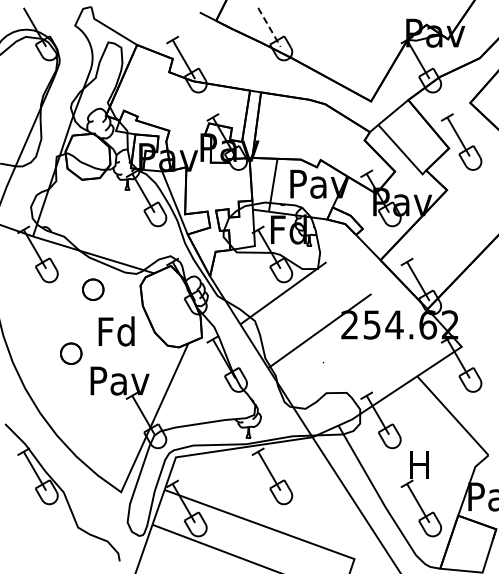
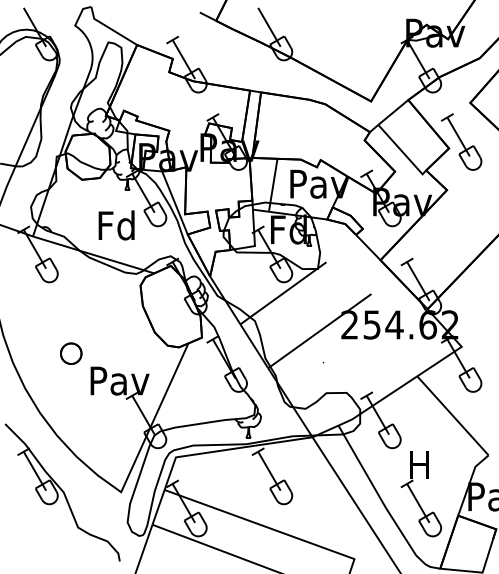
line: dashed -> solid (269, 27)
part: present -> none (93, 289)
text position: (116, 331) -> (116, 225) (116, 225)
